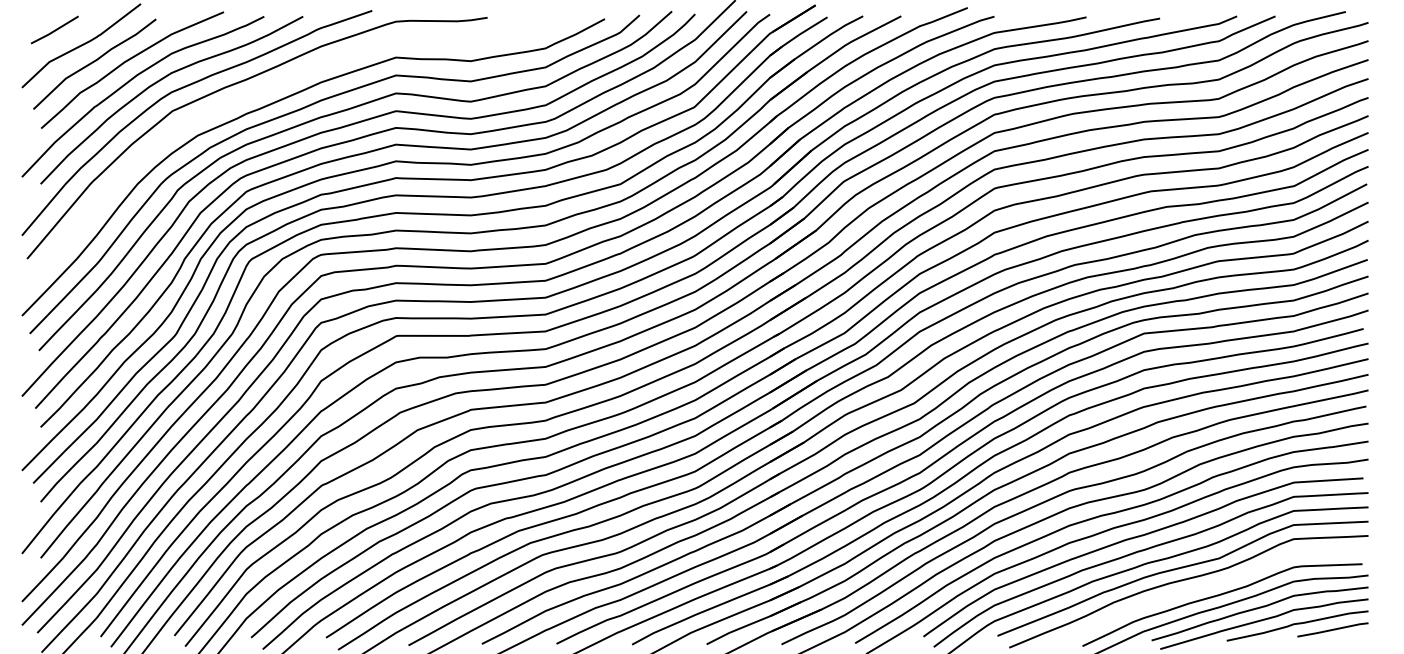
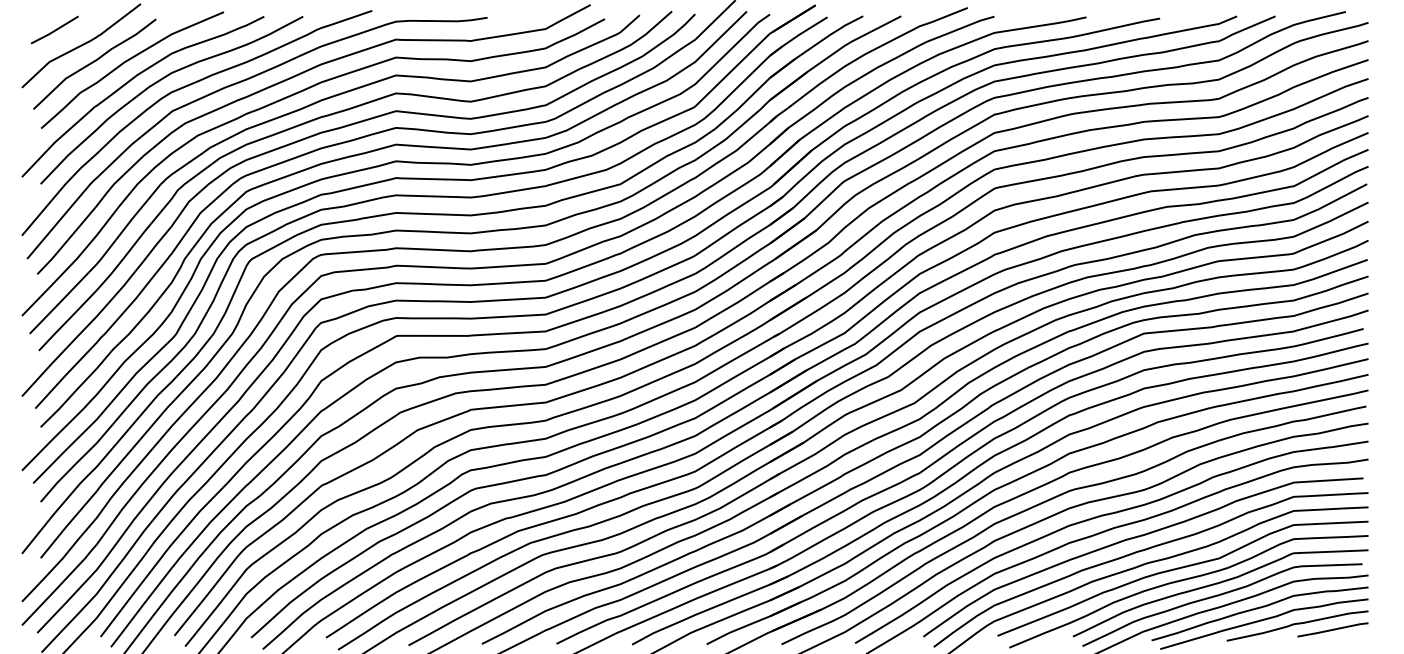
curve: none -> present (290, 79)
curve: none -> present (1217, 584)
